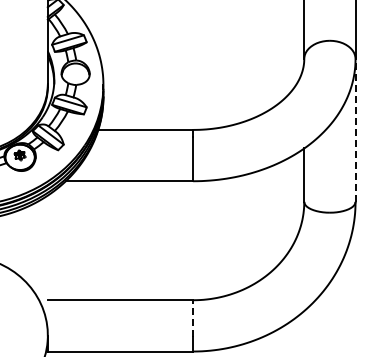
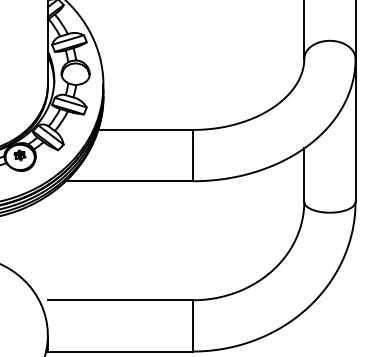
line: dashed -> solid (355, 129)
line: dashed -> solid (193, 317)
